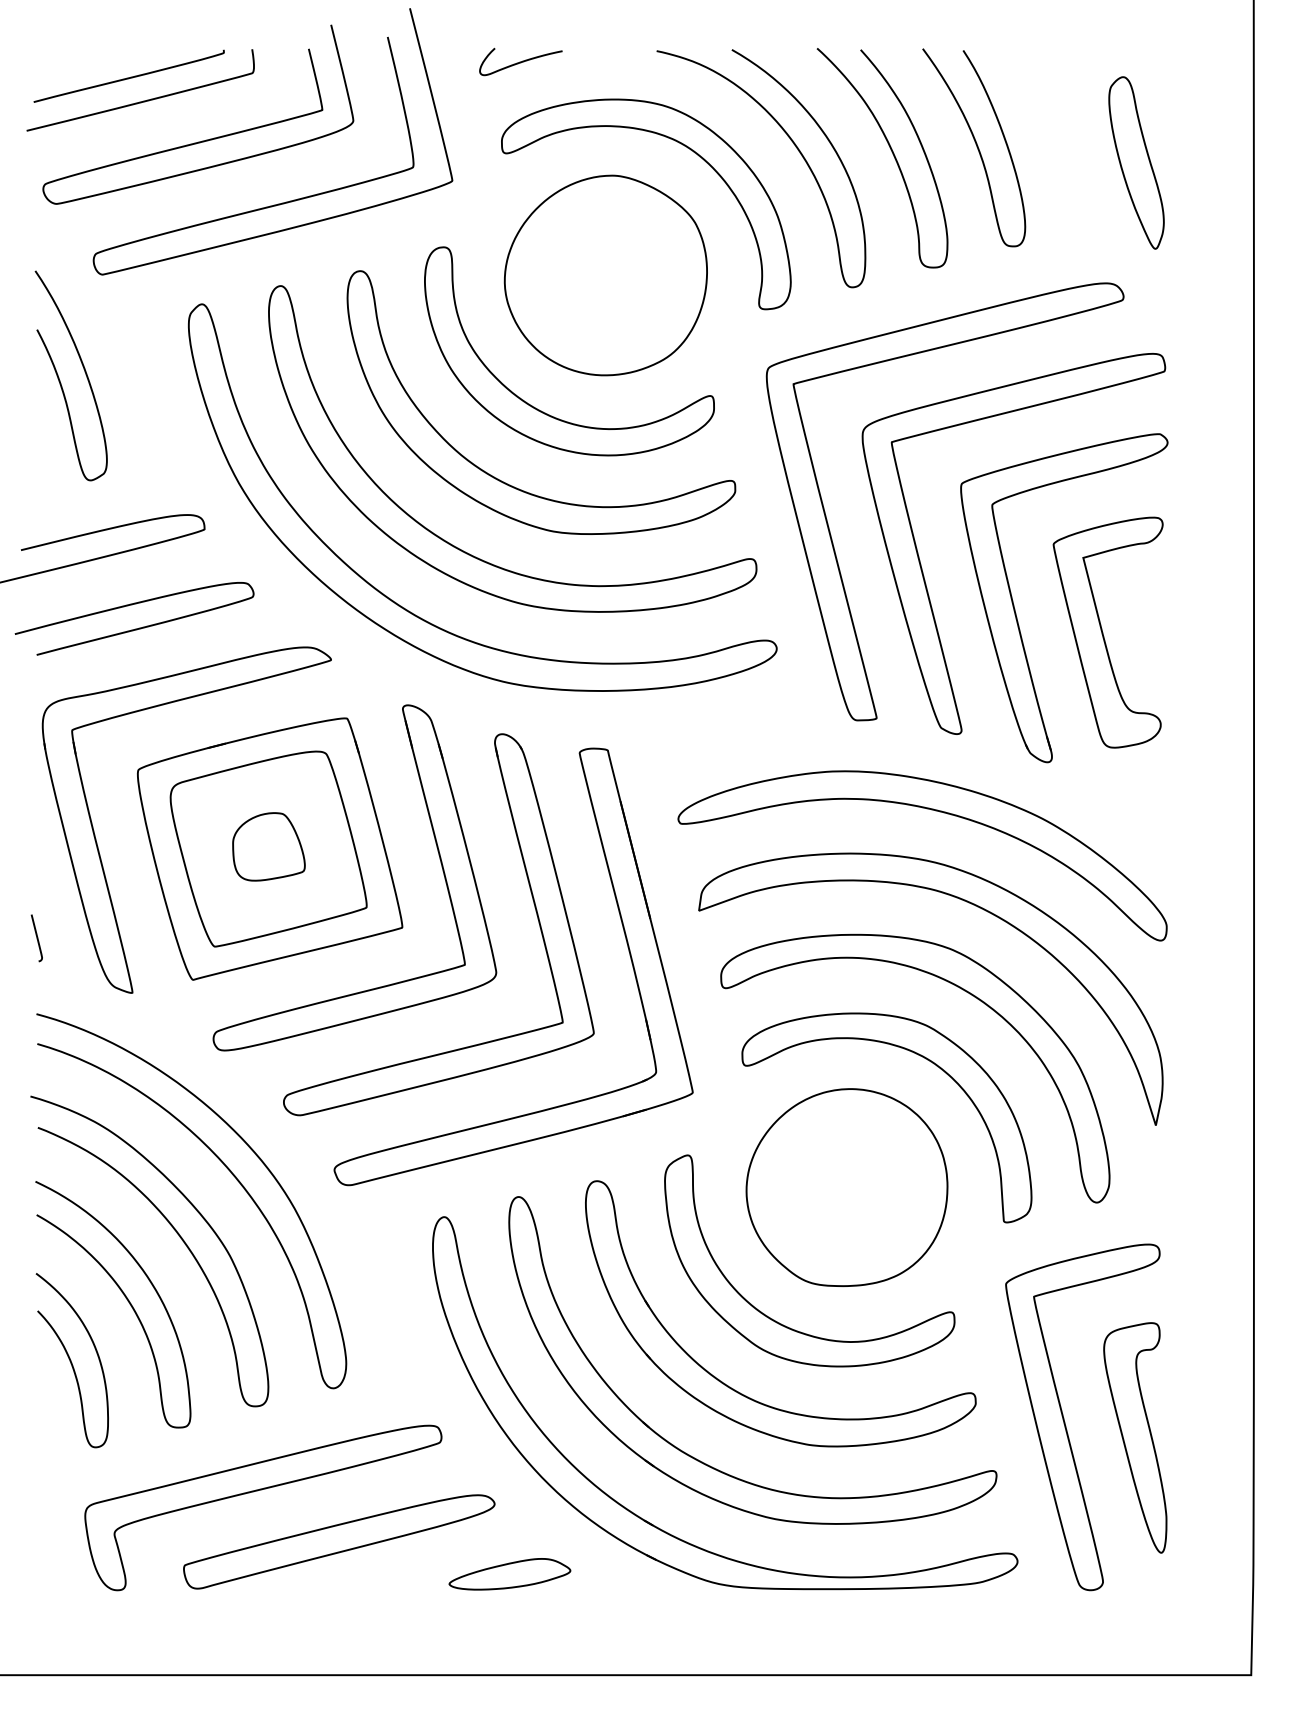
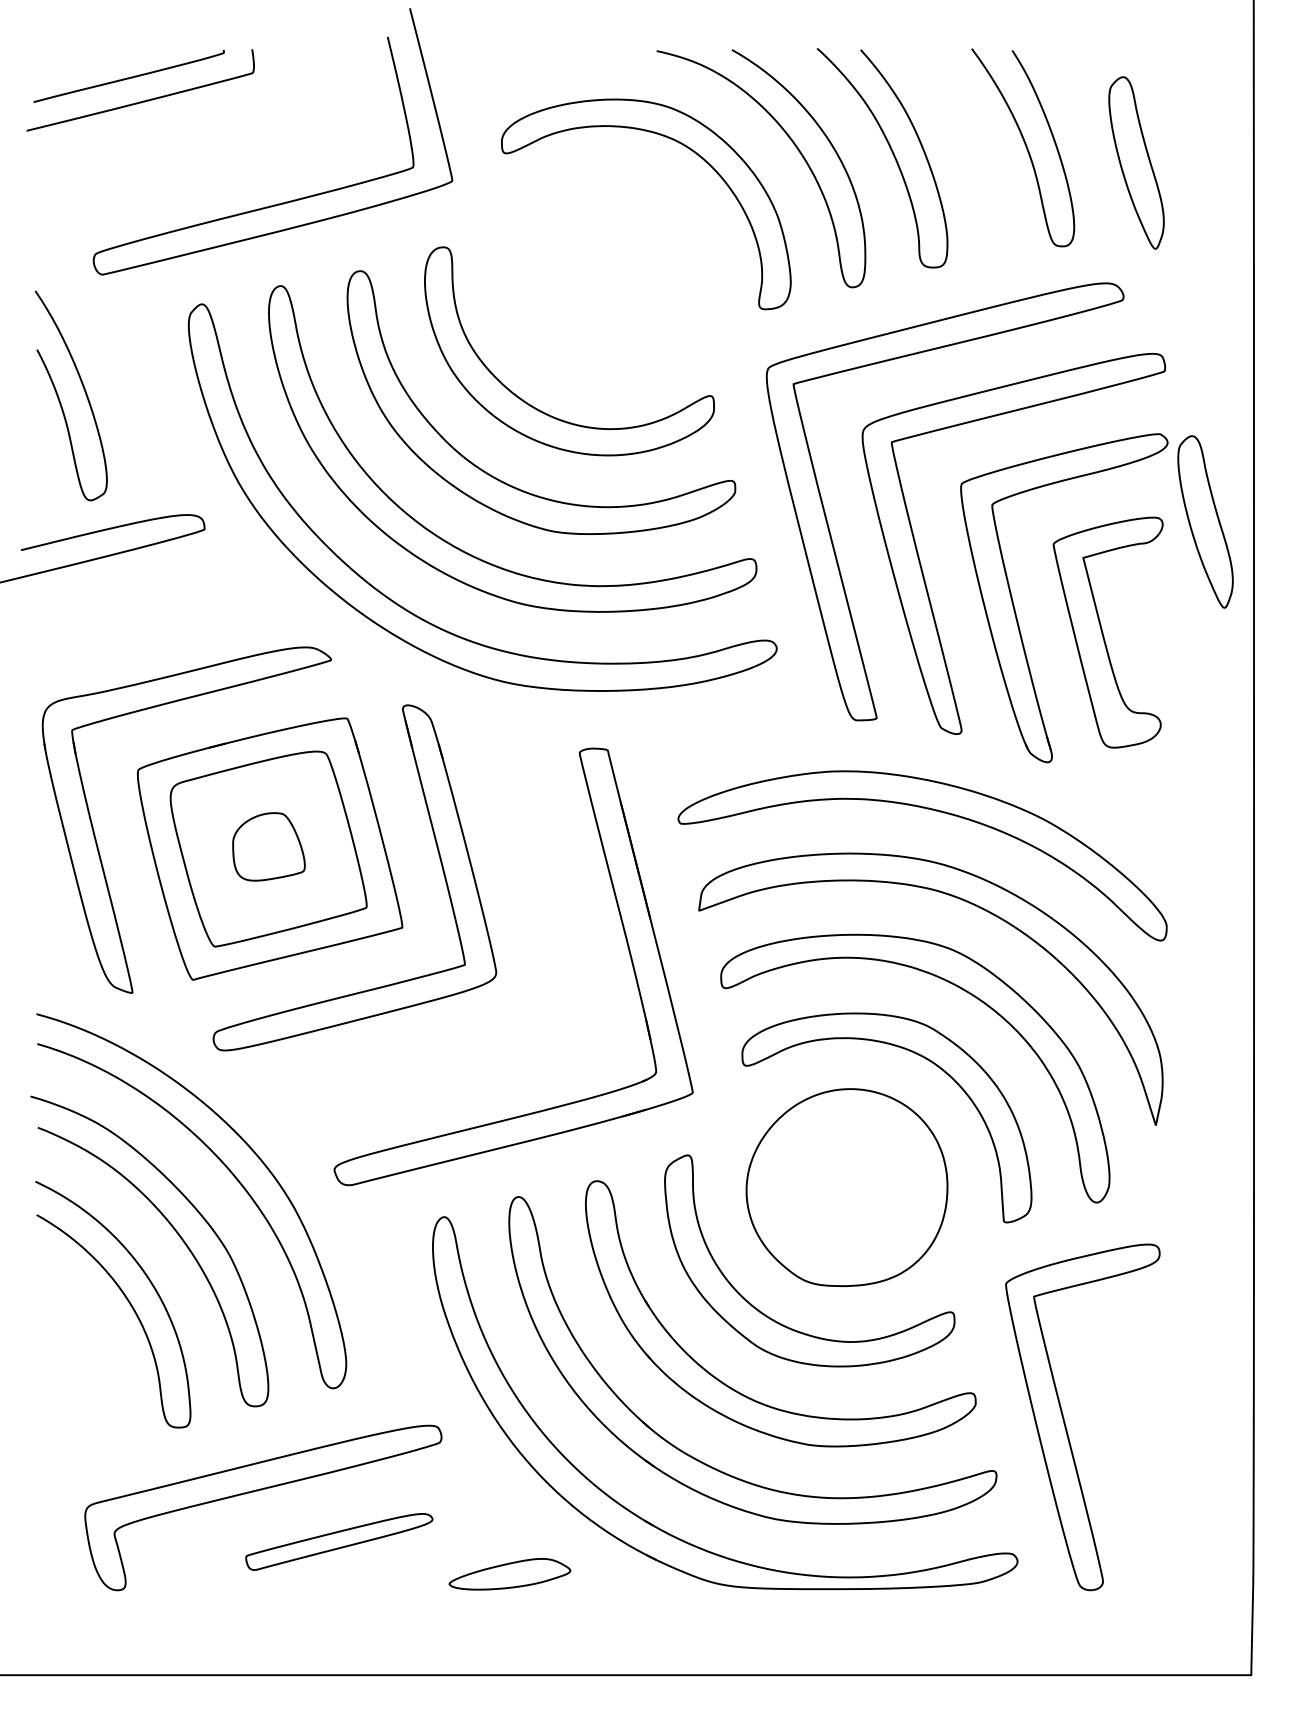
curve: present -> none (520, 61)
curve: present -> none (206, 139)
curve position: (976, 147) -> (1025, 147) (1025, 147)
part: present -> none (605, 275)
curve position: (59, 377) -> (59, 397) (59, 397)
part: none -> present (1205, 521)
curve: present -> none (135, 628)
part: present -> none (532, 900)
curve: present -> none (36, 938)
curve: present -> none (71, 1360)
part: present -> none (1135, 1437)
part size: 313x96 px -> 189x58 px (339, 1541)
